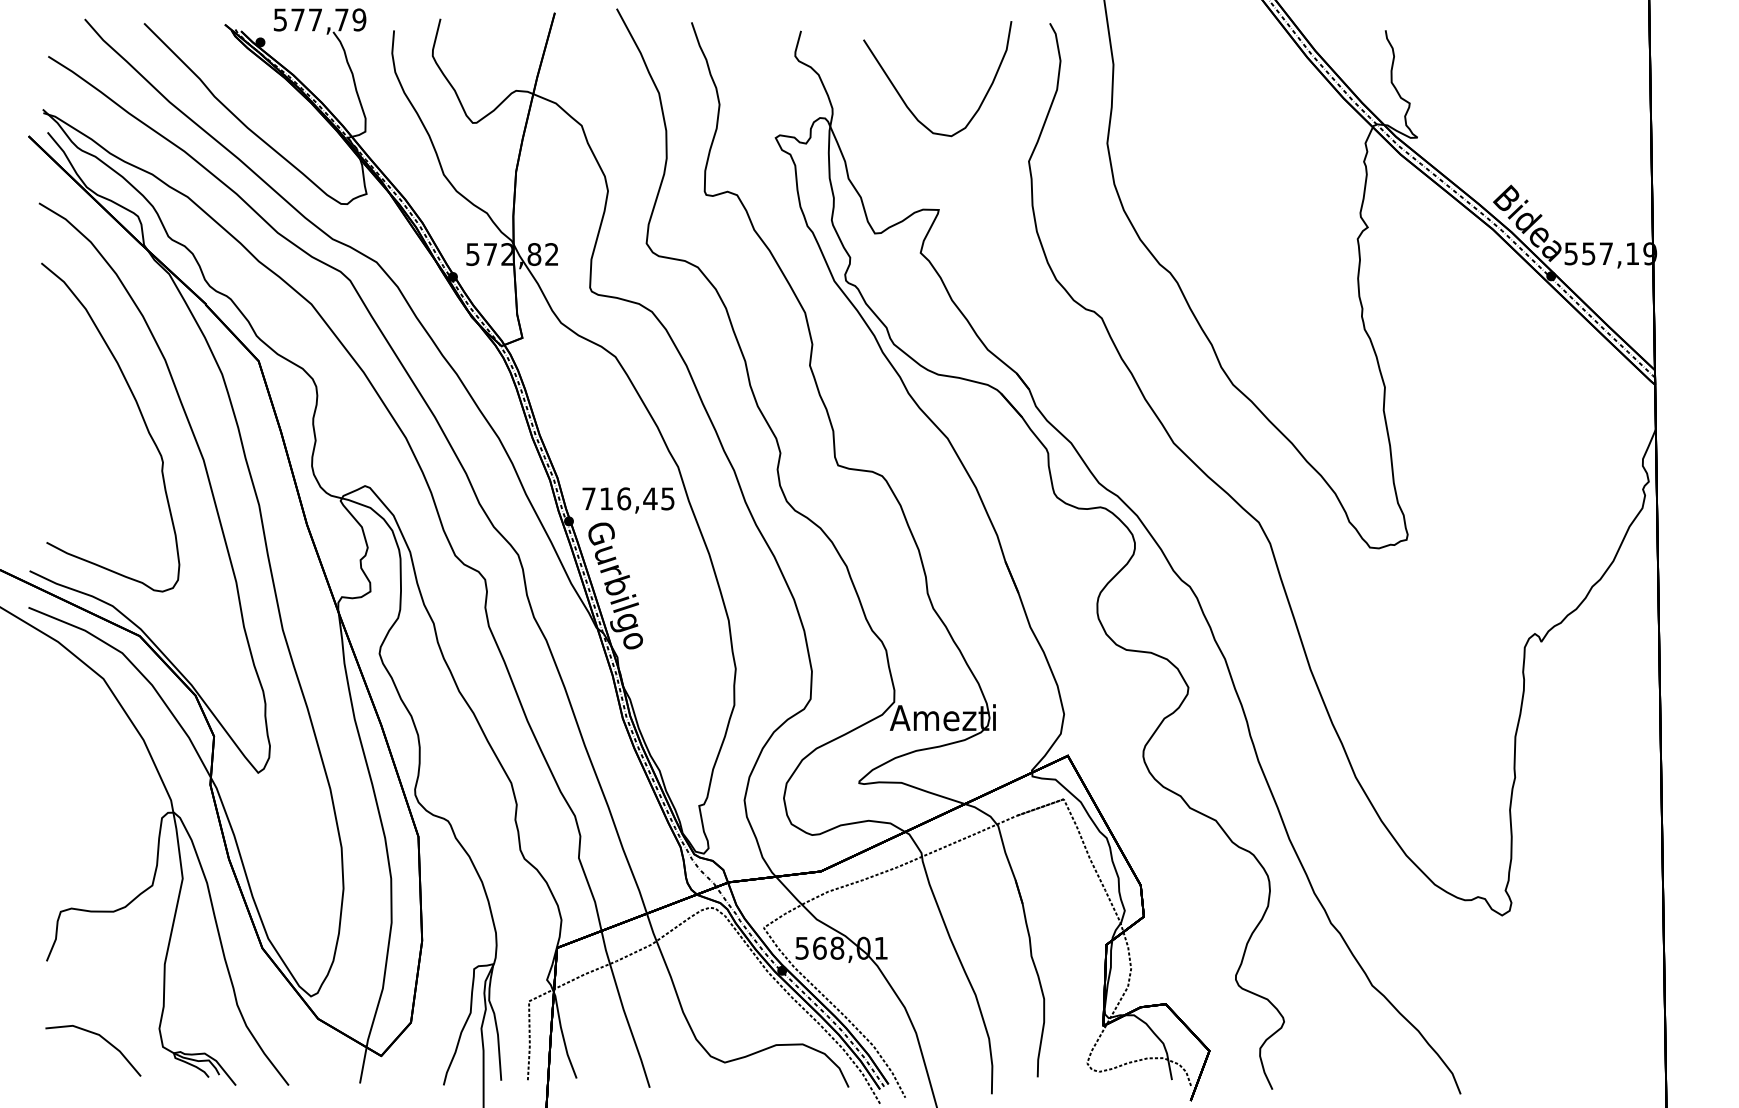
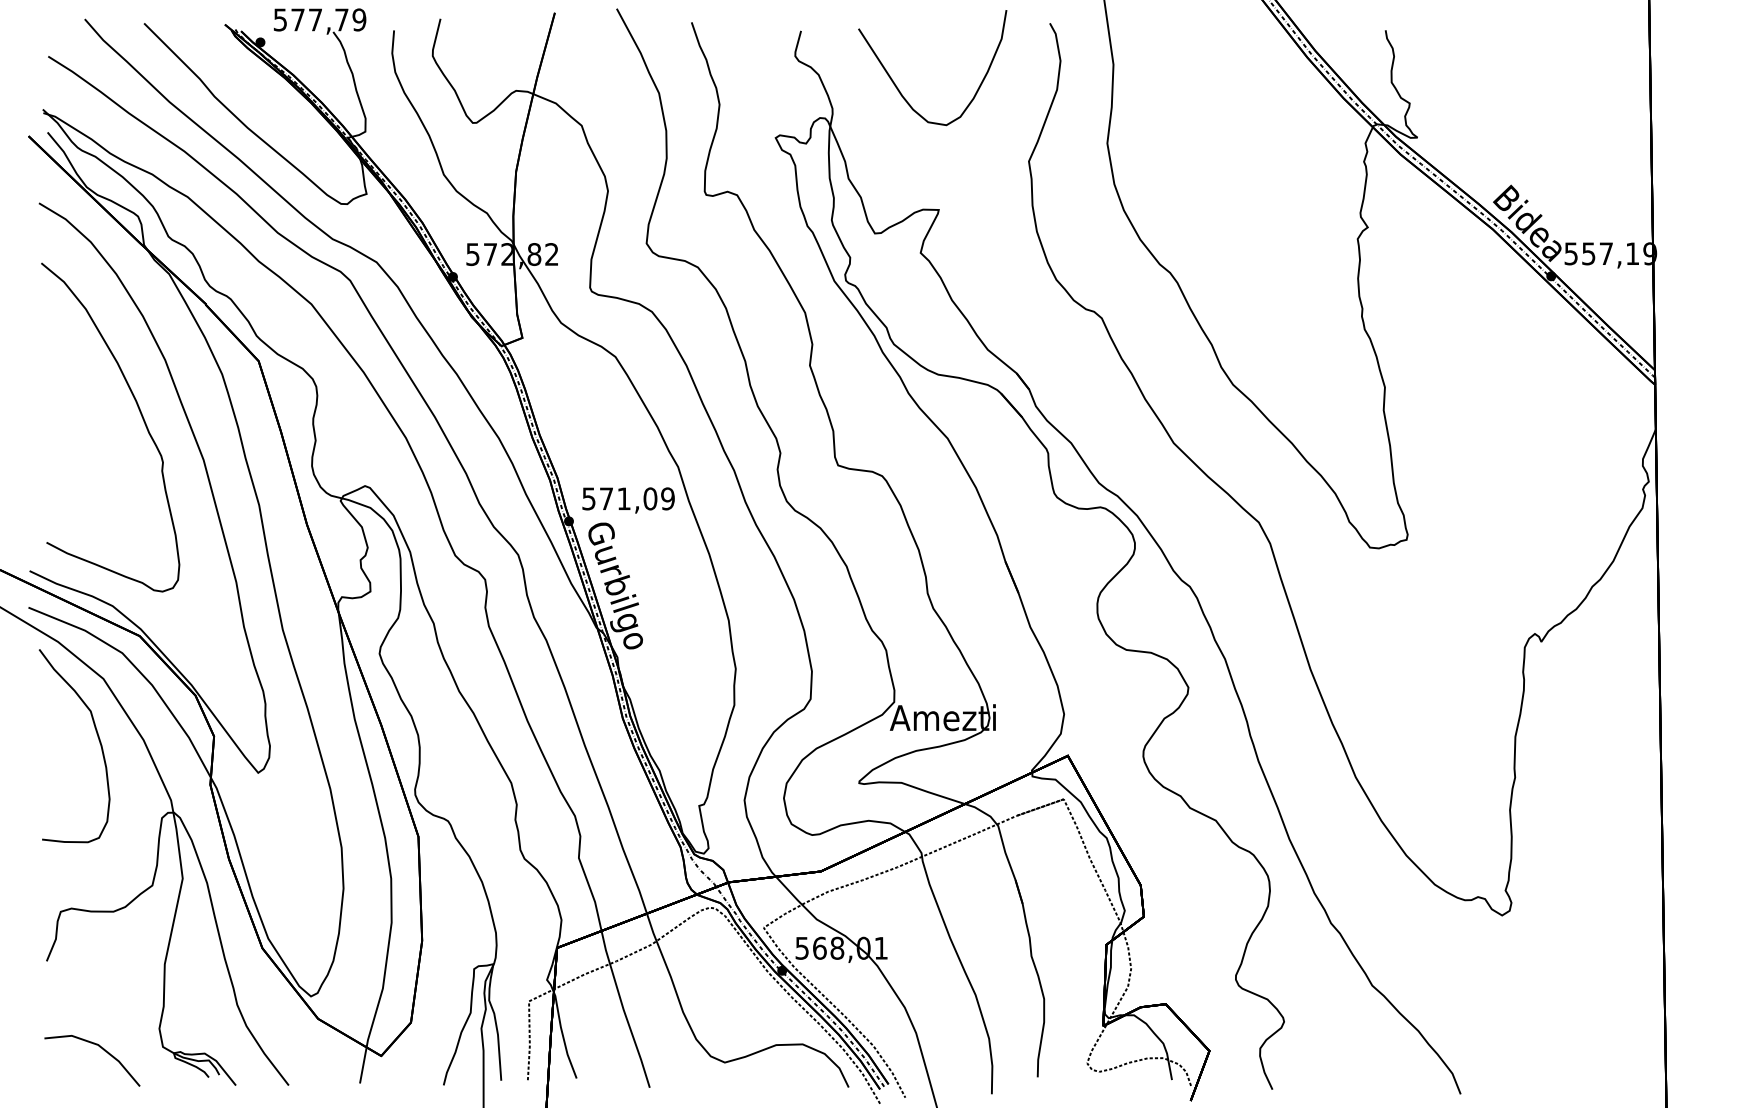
curve position: (904, 100) -> (899, 89) (899, 89)
text: 716,45 -> 571,09 (628, 498)
curve: none -> present (97, 737)
line position: (100, 1037) -> (99, 1047) (99, 1047)
